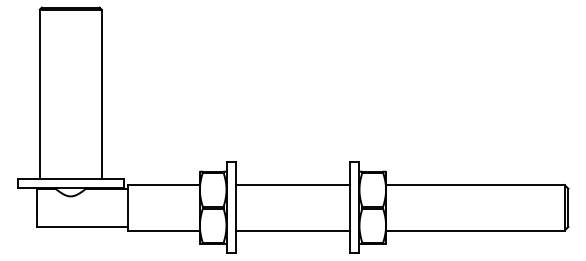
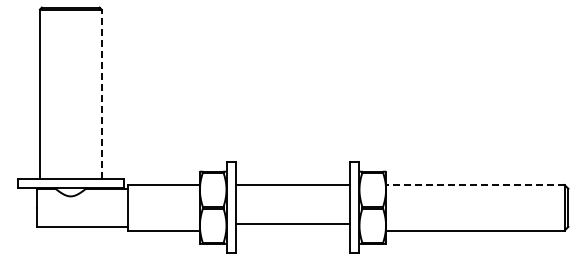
line: solid -> dashed (101, 94)
line: solid -> dashed (474, 185)
line position: (292, 230) -> (292, 223) (292, 223)
